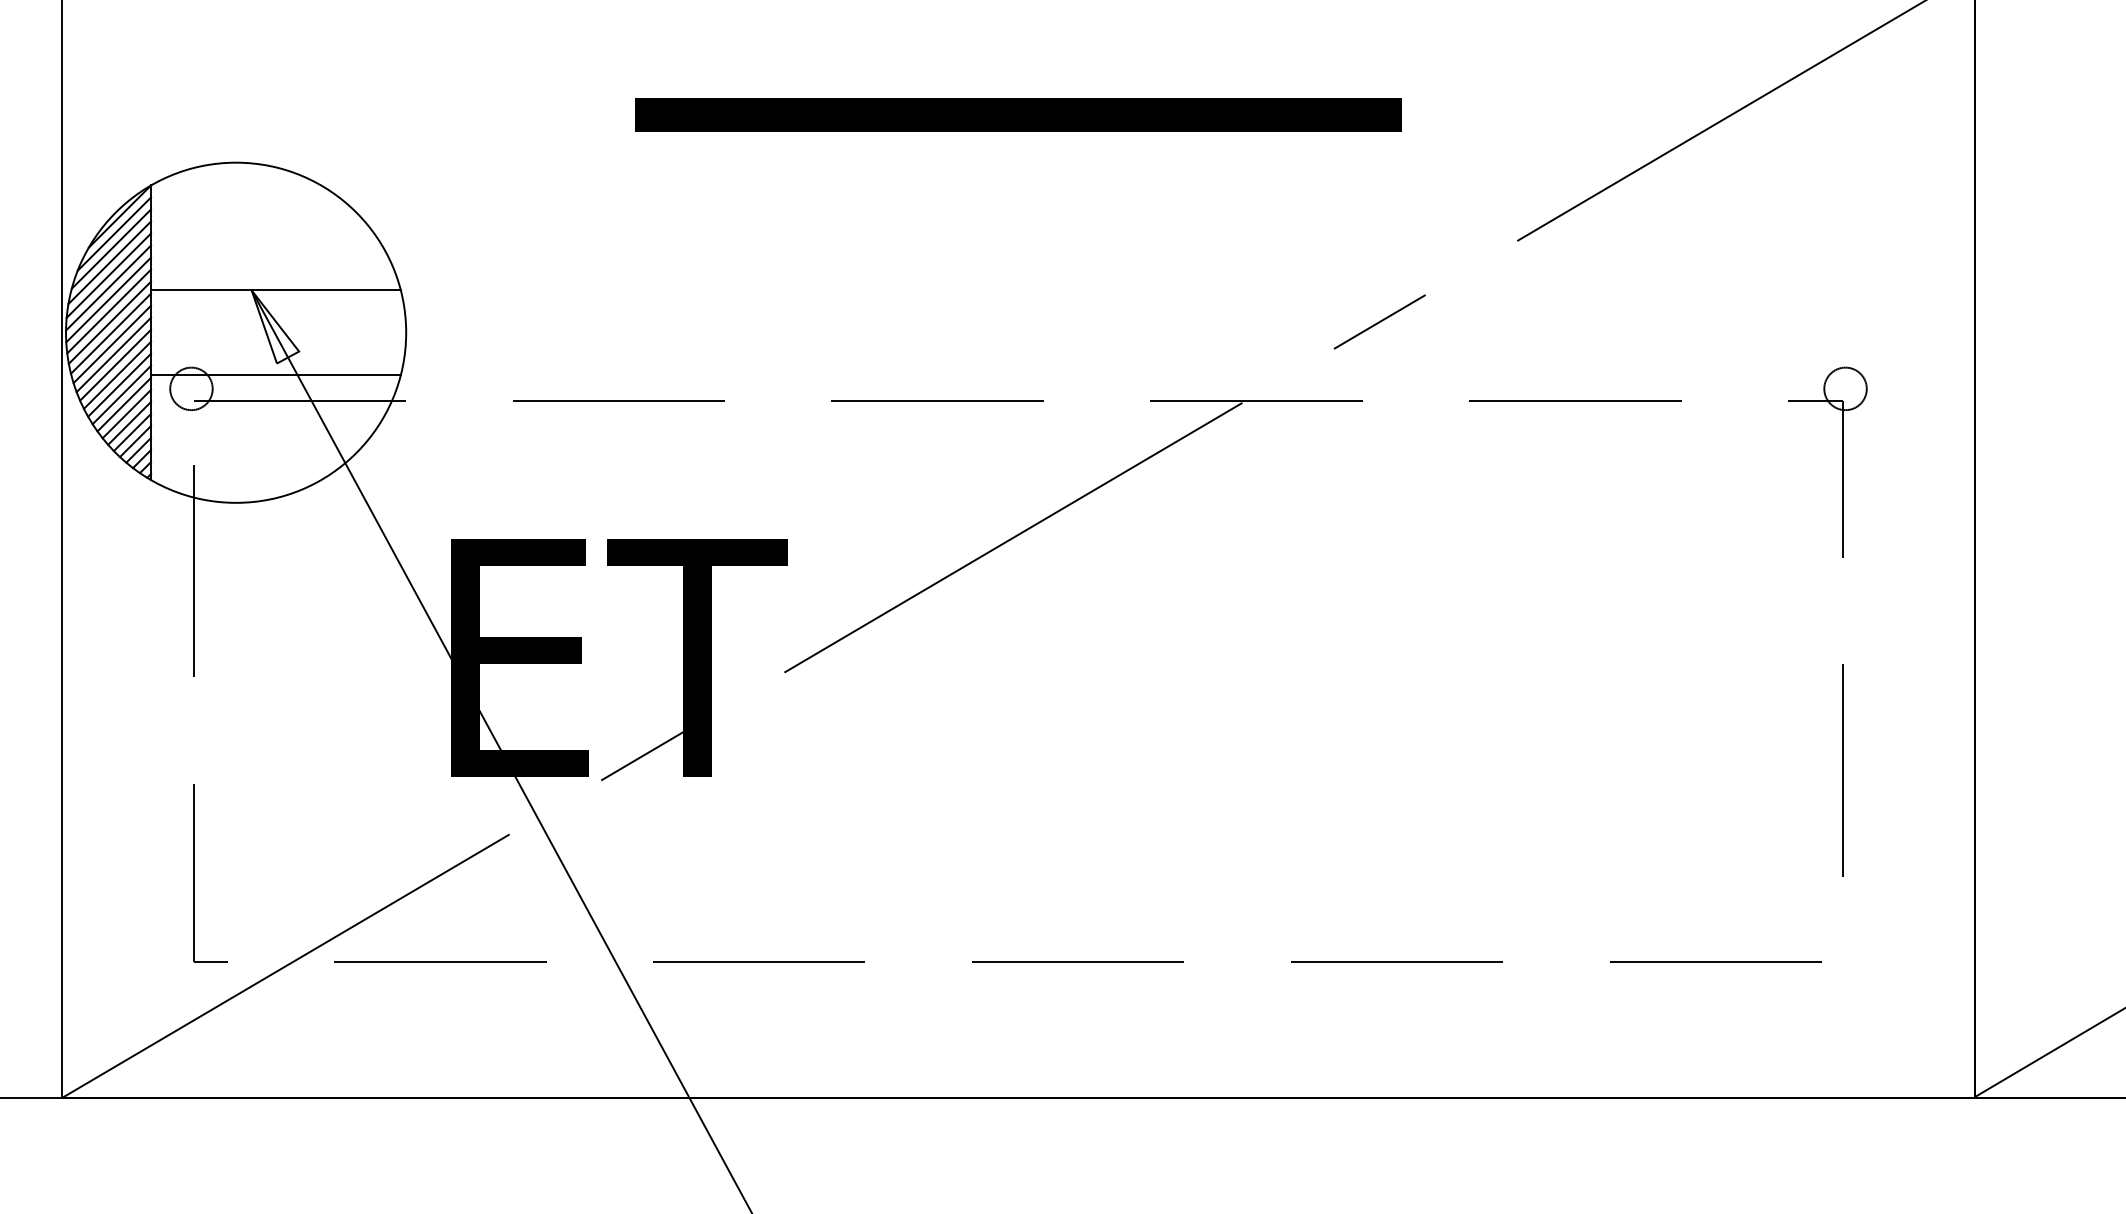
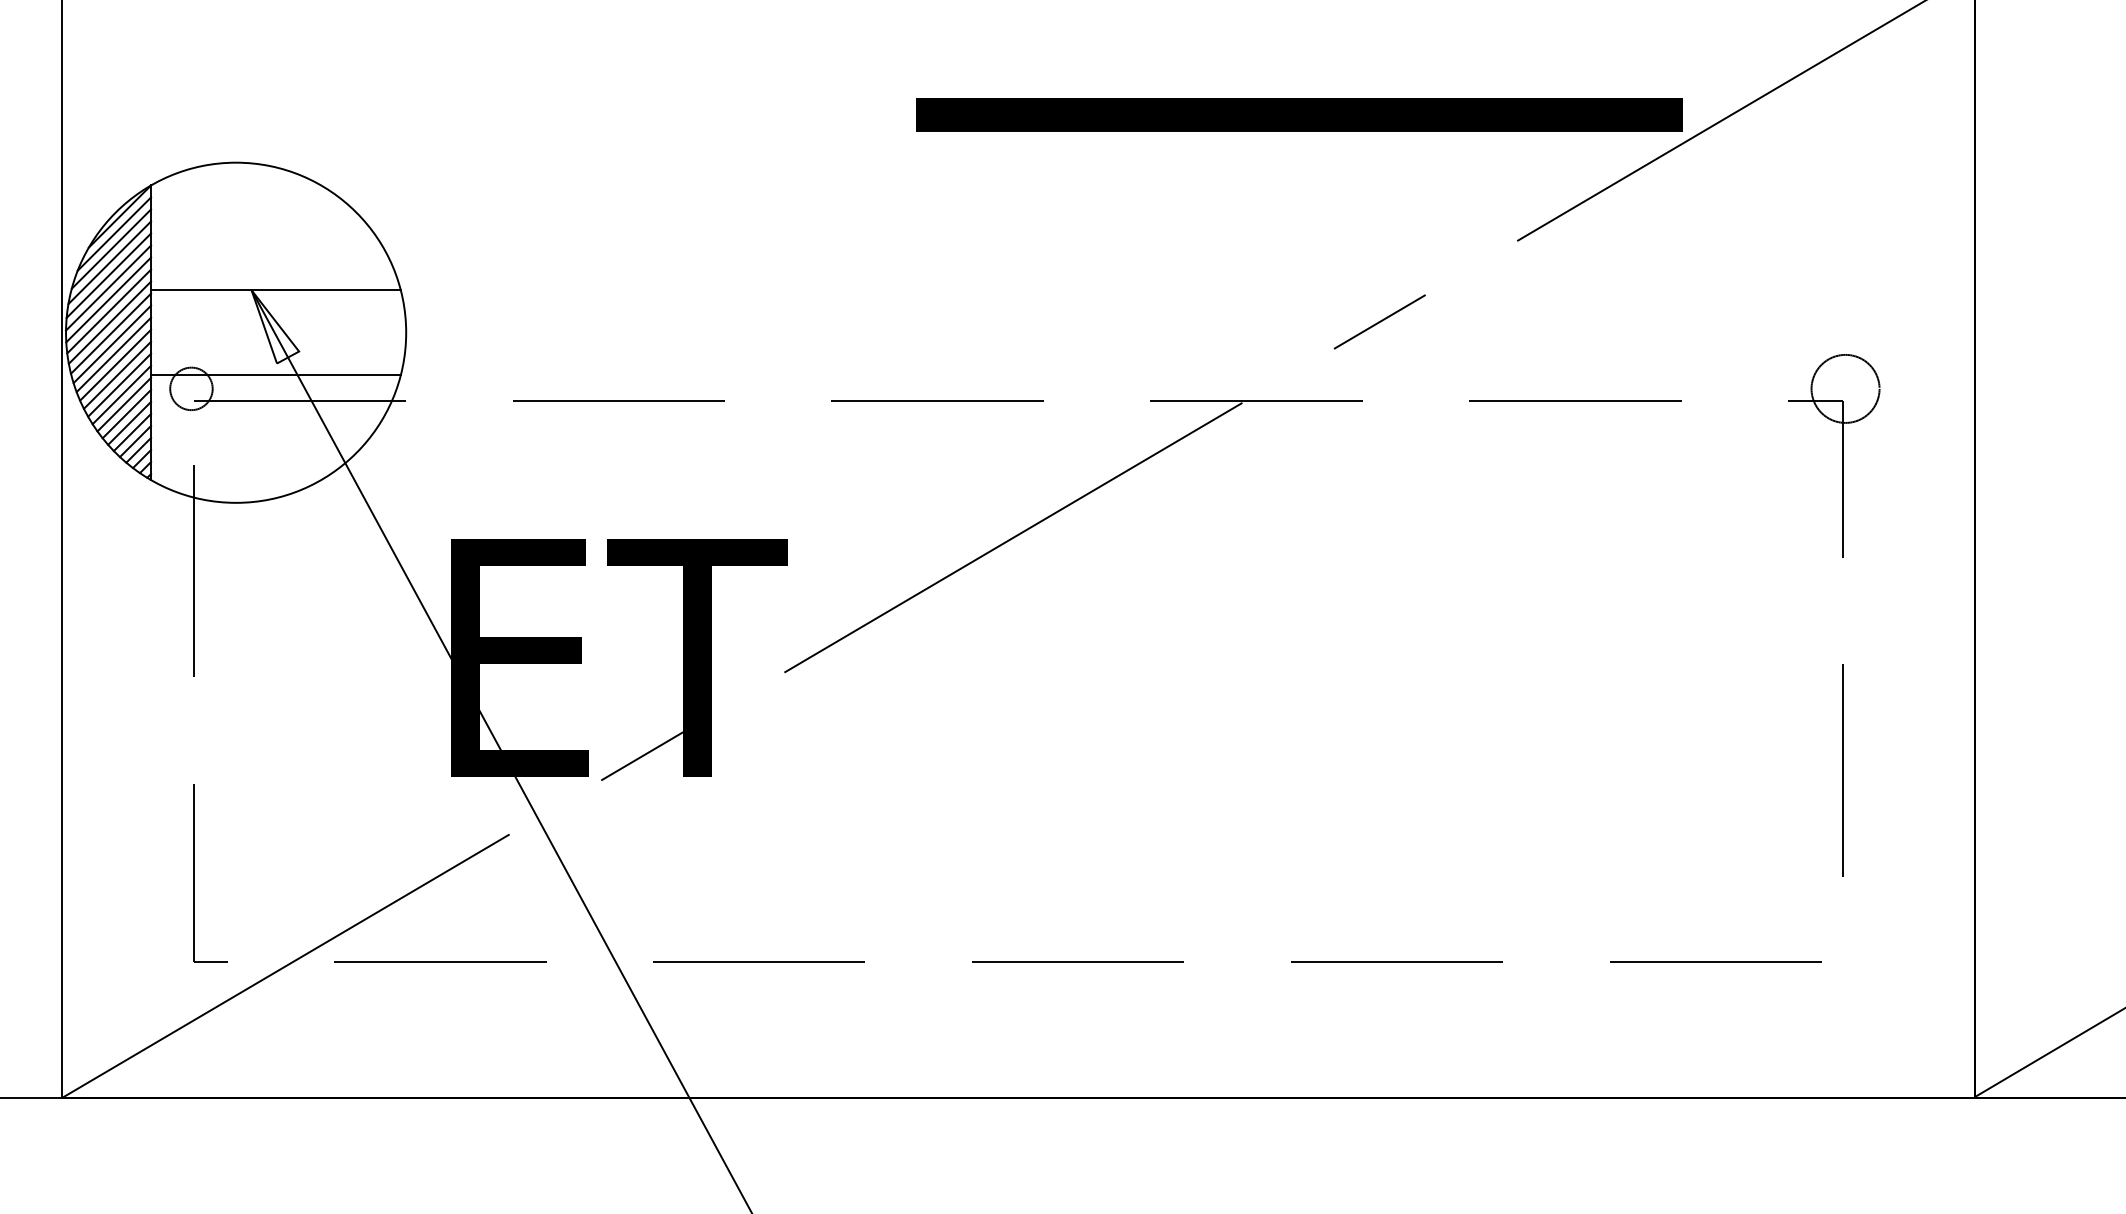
part position: (1018, 114) -> (1299, 114) (1299, 114)
circle diameter: 43 px -> 68 px (1845, 388)
